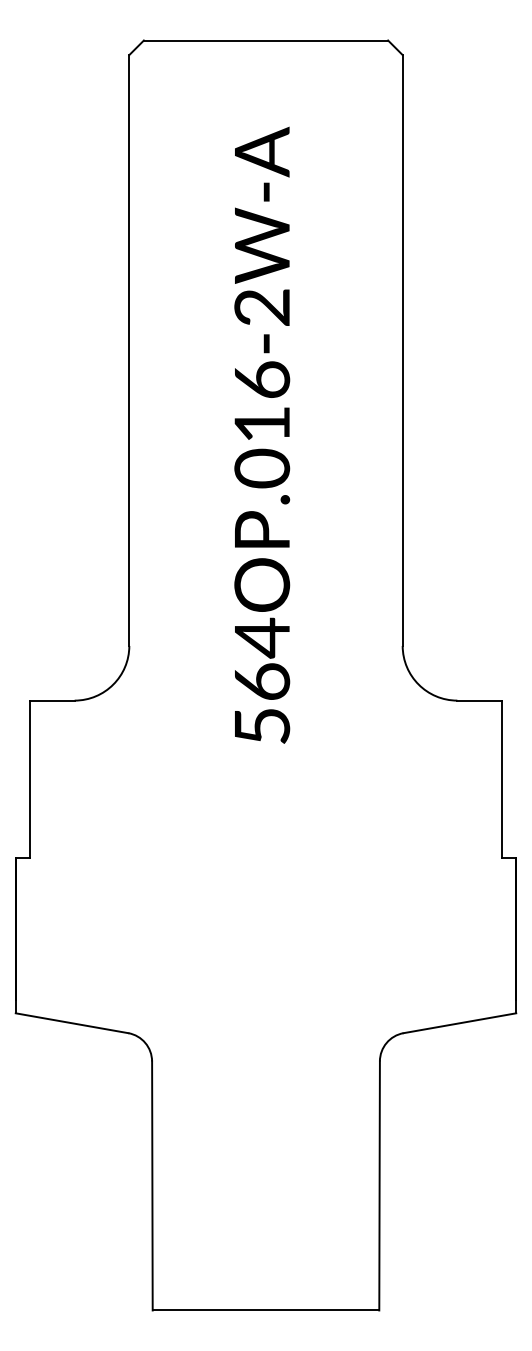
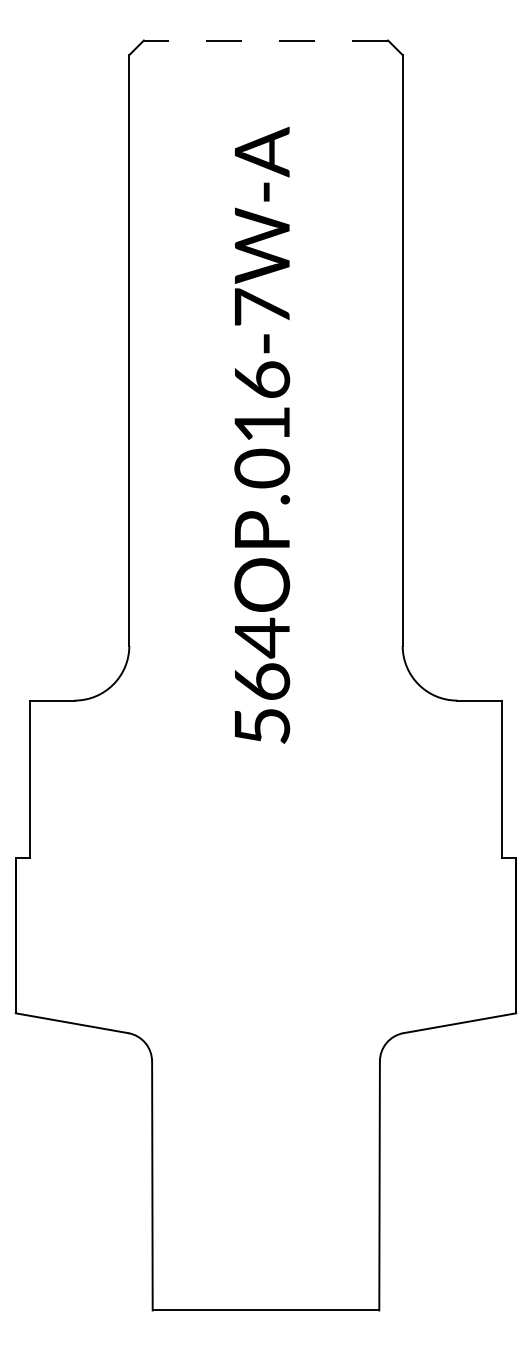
line: solid -> dashed (265, 40)
text: 564OP.016-2W-A -> 564OP.016-7W-A (261, 306)
